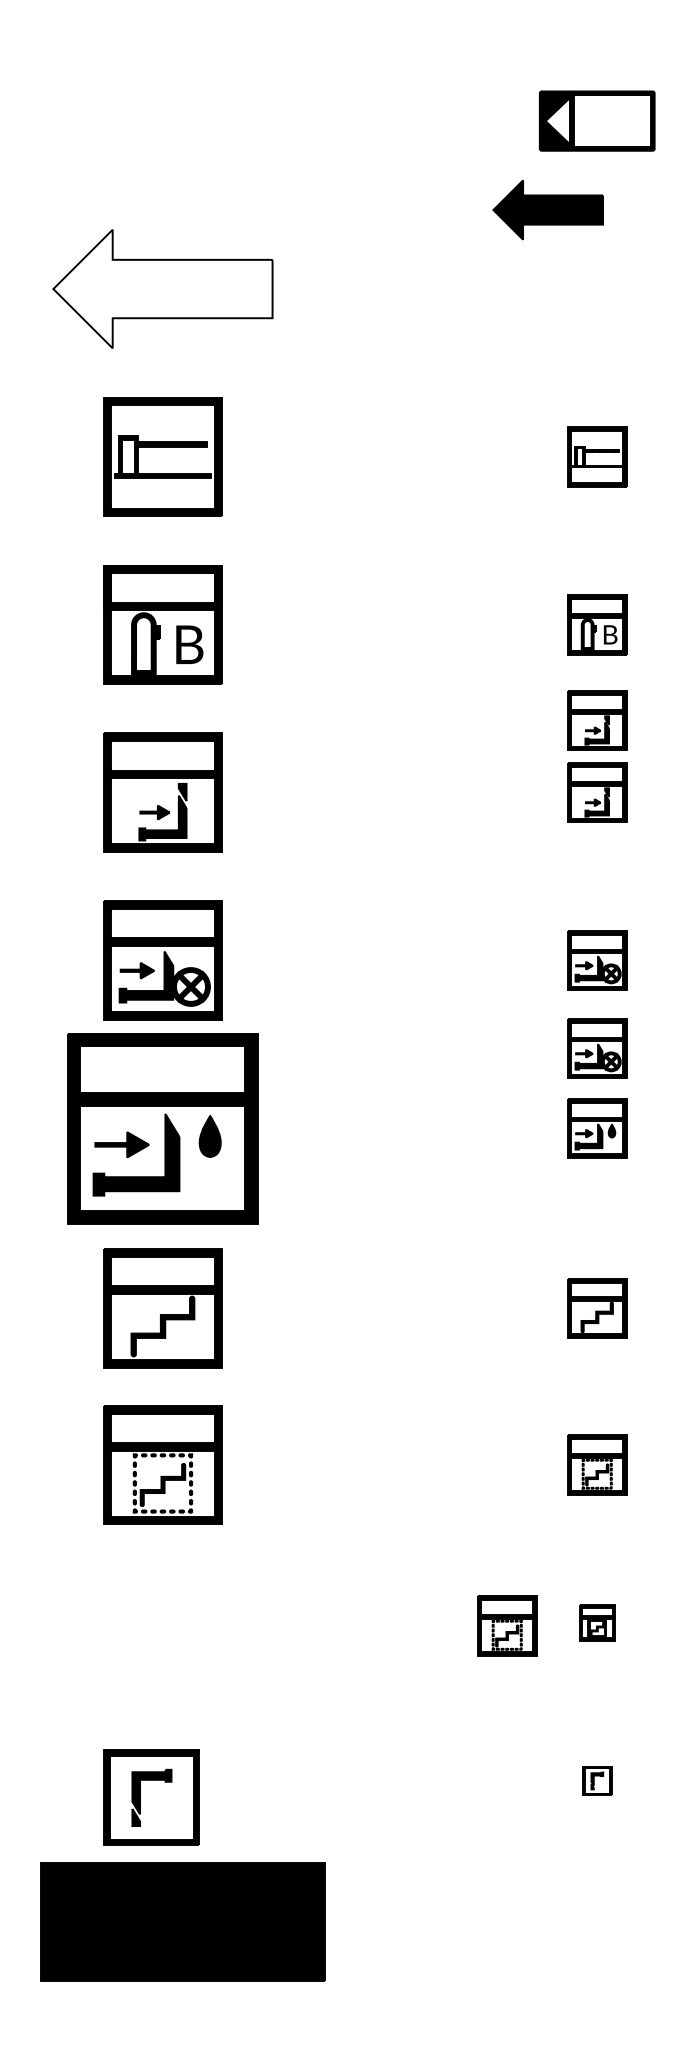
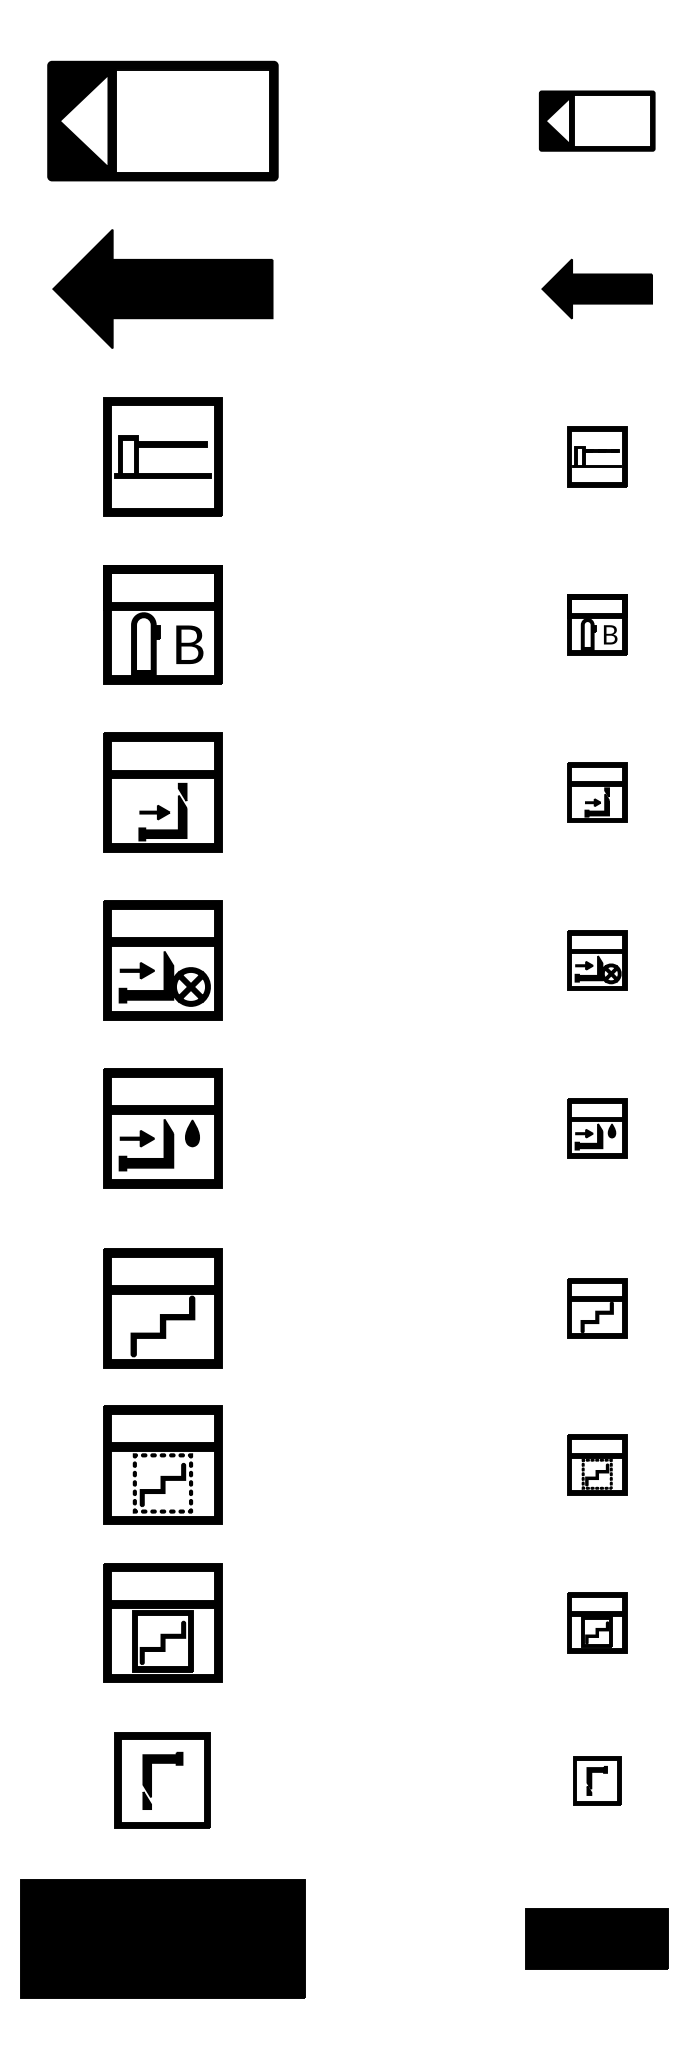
part: none -> present (162, 120)
part position: (547, 209) -> (596, 288) (596, 288)
fill: none -> present (162, 288)
part: present -> none (597, 720)
part: present -> none (597, 1048)
part size: 192x192 px -> 120x121 px (162, 1128)
part: none -> present (162, 1622)
part size: 37x38 px -> 61x62 px (597, 1622)
part: present -> none (507, 1625)
part size: 31x30 px -> 49x50 px (597, 1780)
part position: (151, 1797) -> (162, 1780) (162, 1780)
part position: (182, 1921) -> (162, 1938) (162, 1938)
part: none -> present (596, 1938)
